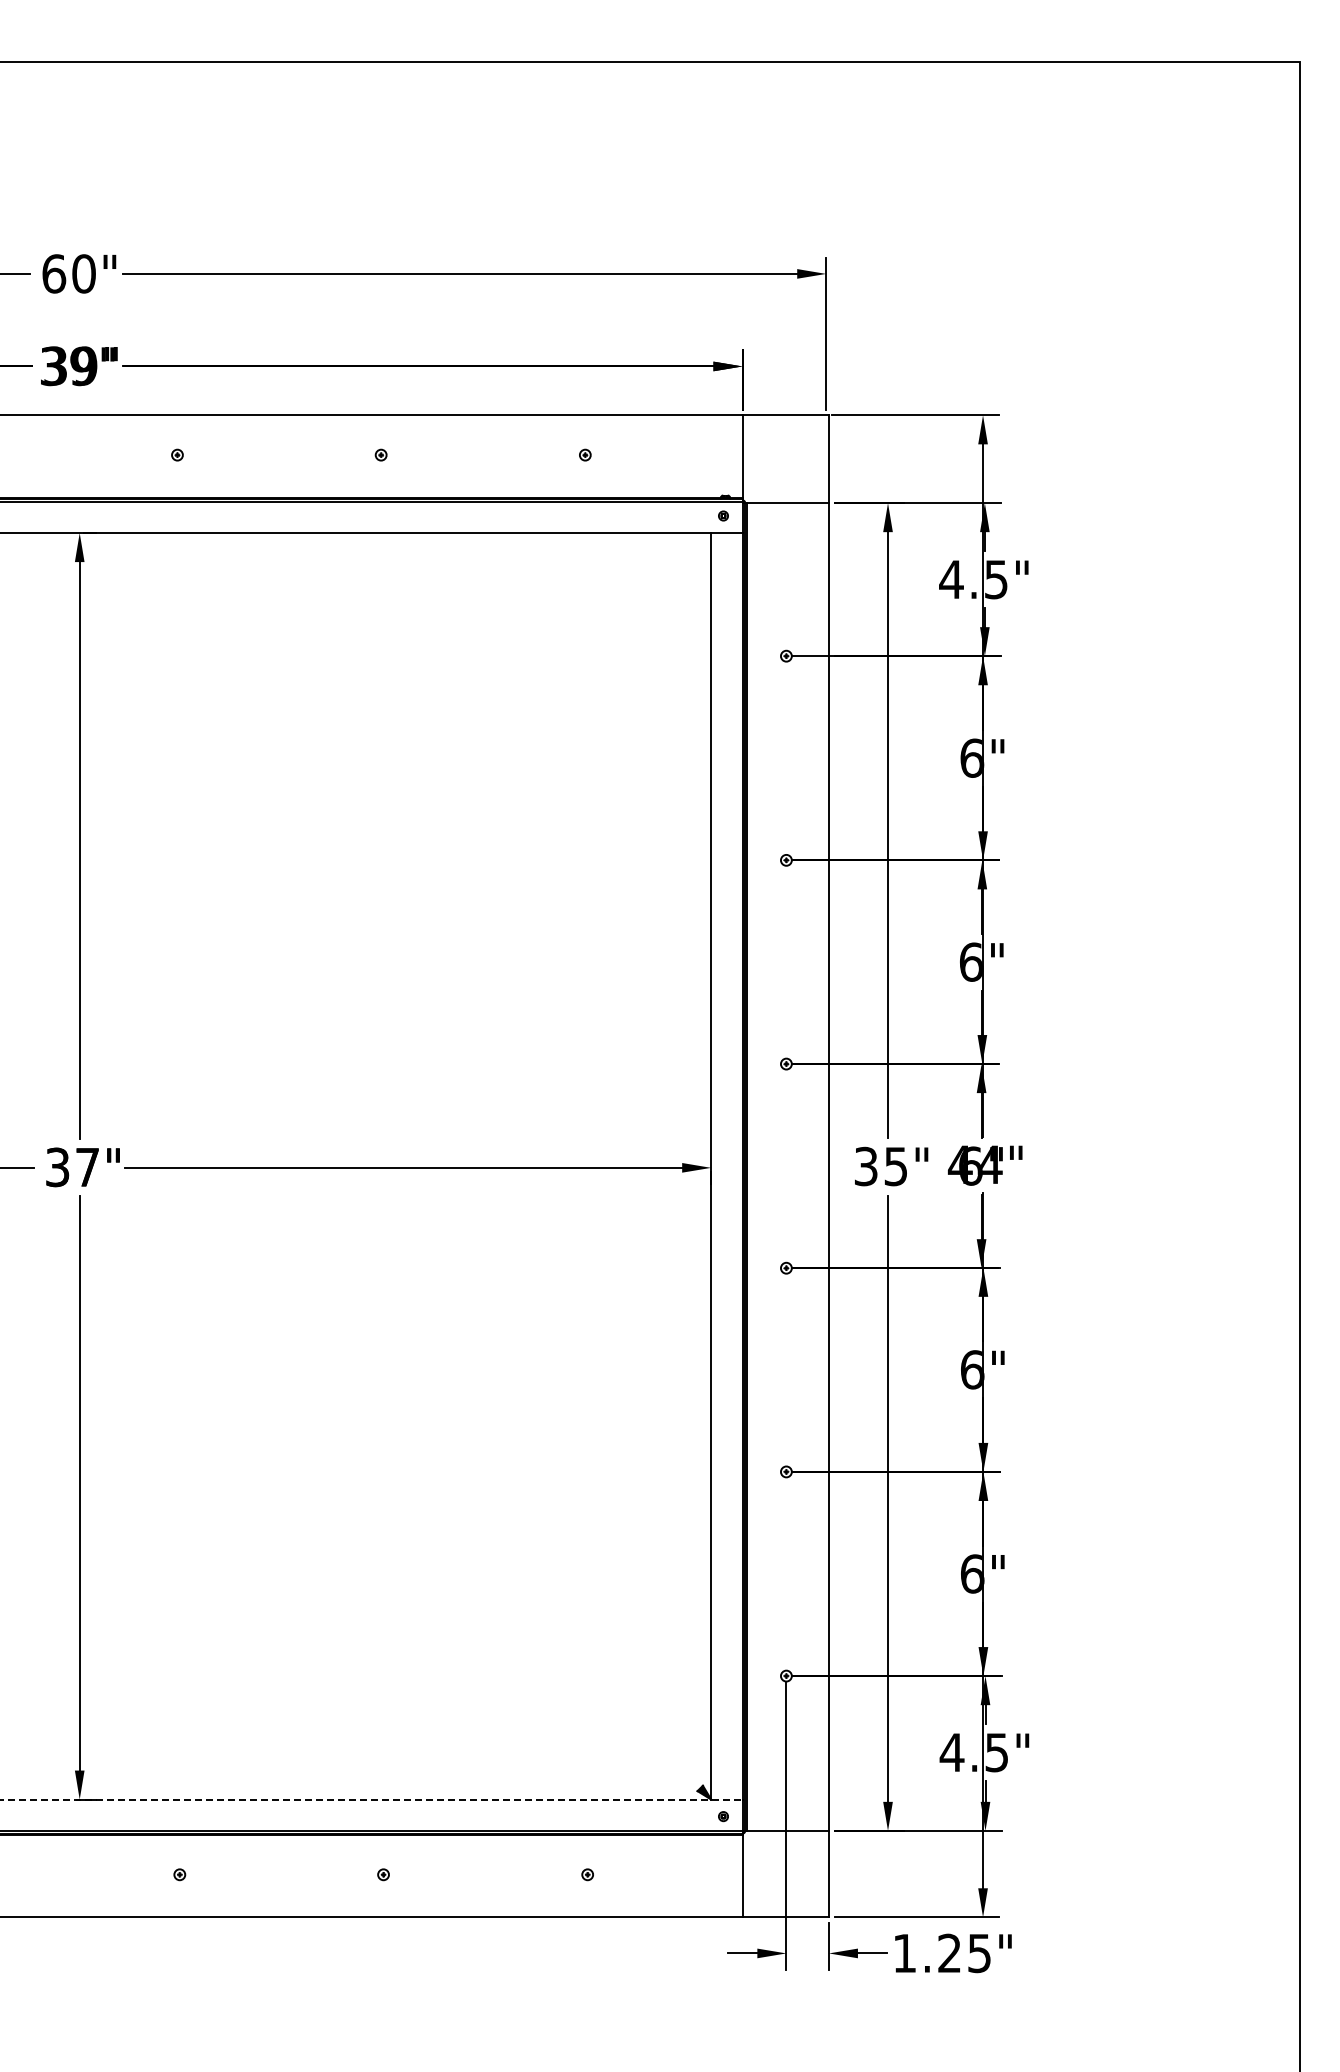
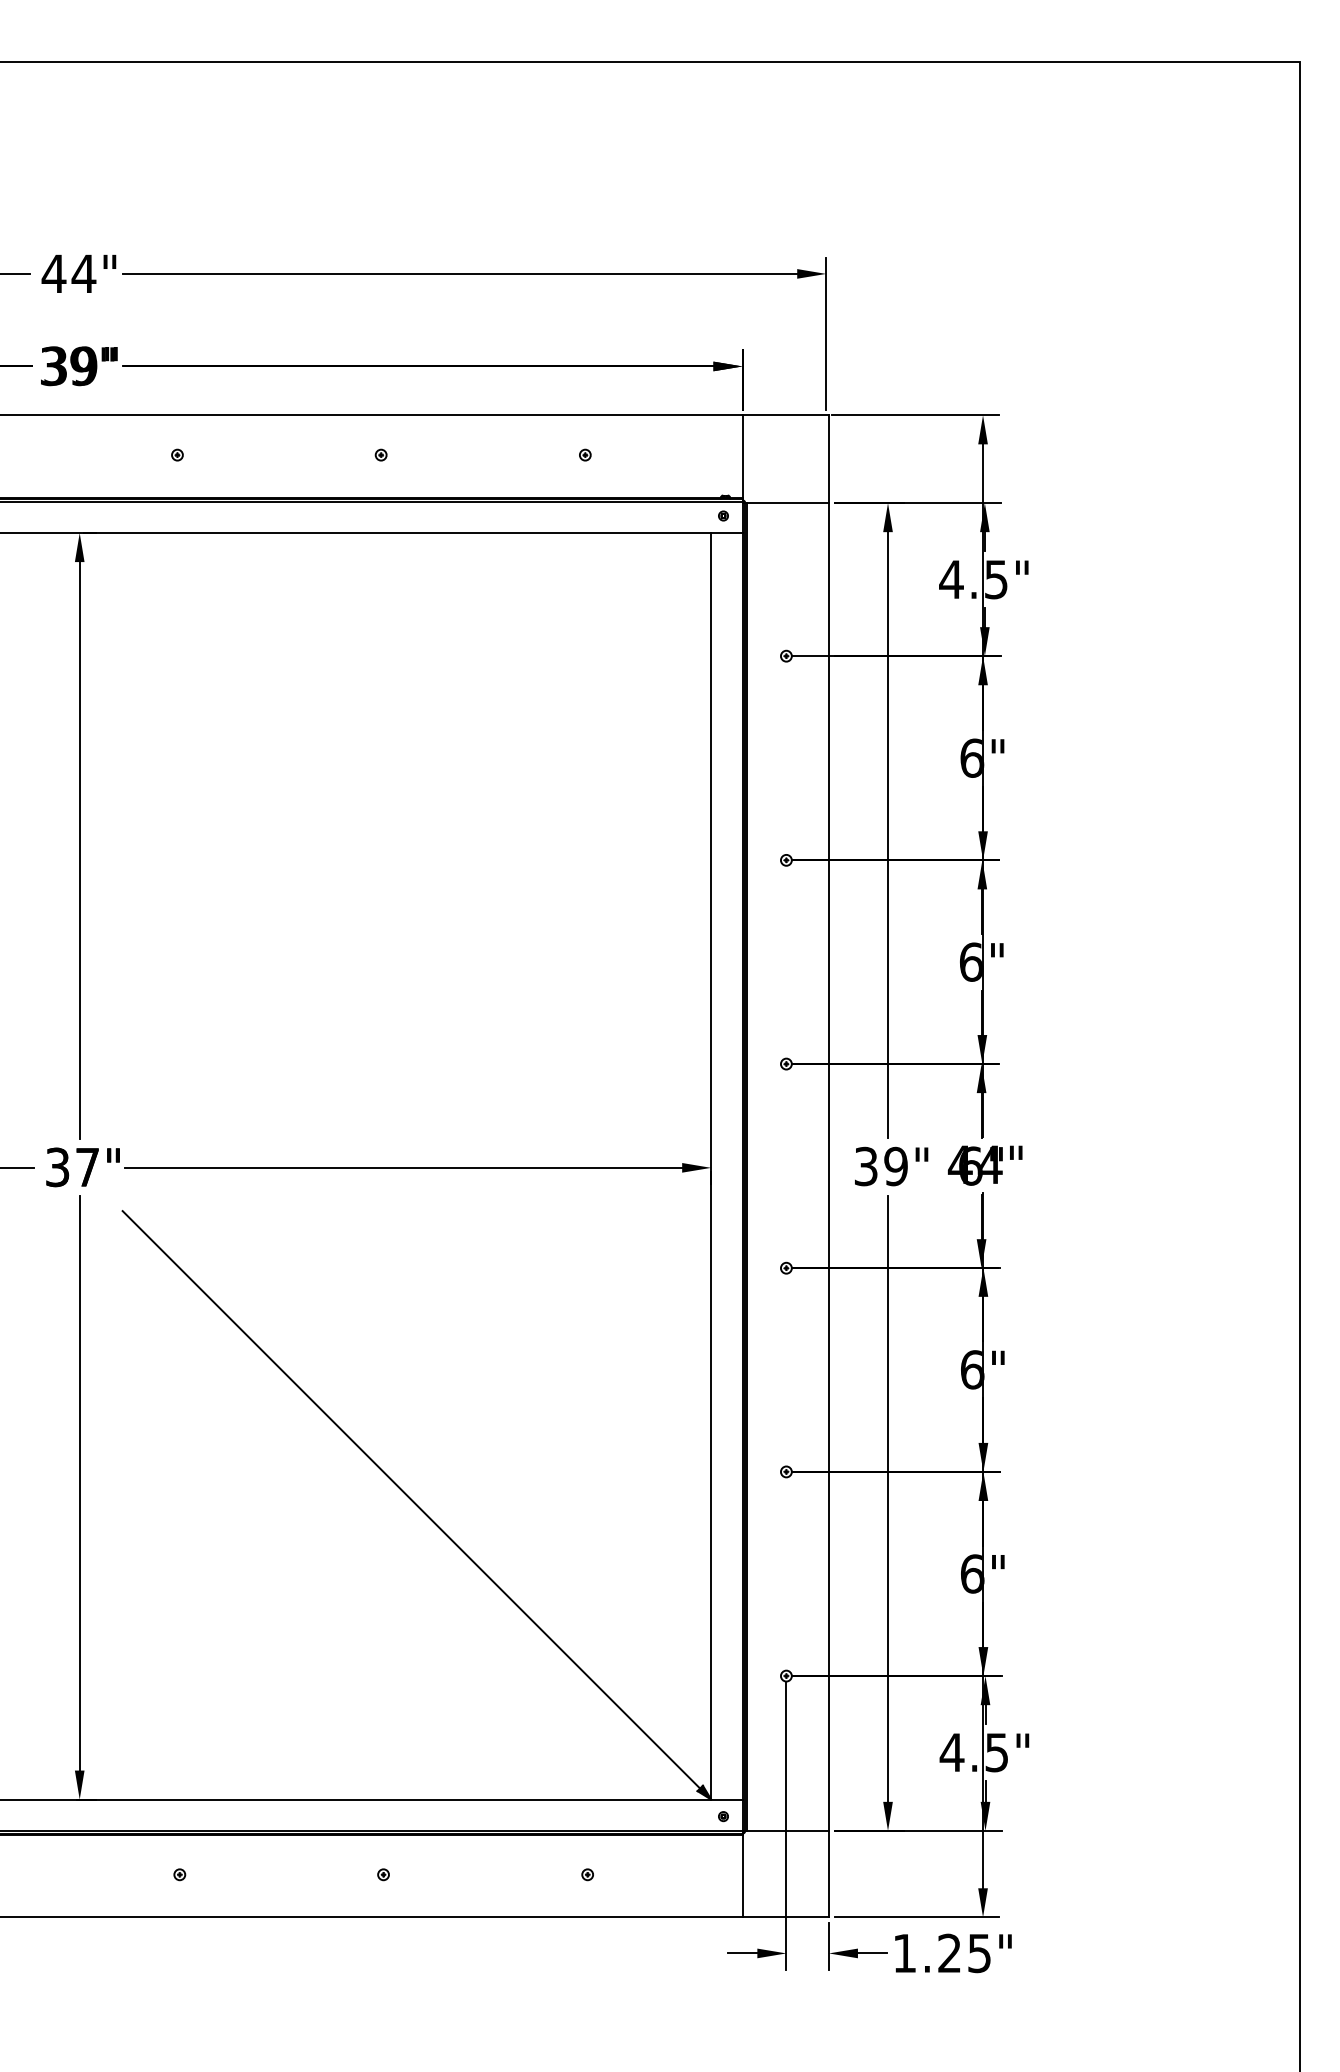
text: 60" -> 44" (68, 273)
text: 35" -> 39" (895, 1166)
line: none -> present (411, 1499)
line: dashed -> solid (371, 1799)
